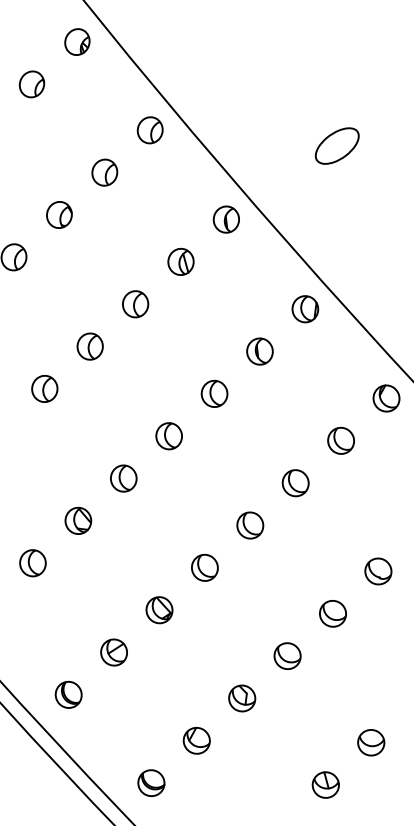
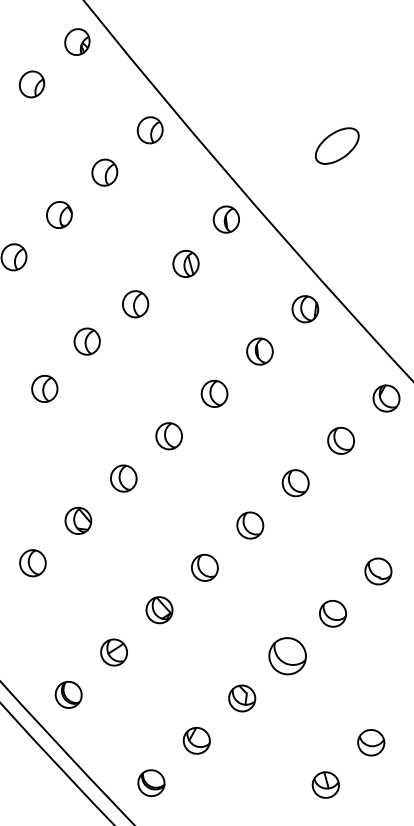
part position: (180, 261) -> (185, 263) (185, 263)
part position: (89, 346) -> (86, 341) (86, 341)
part size: 29x28 px -> 39x39 px (287, 656)
